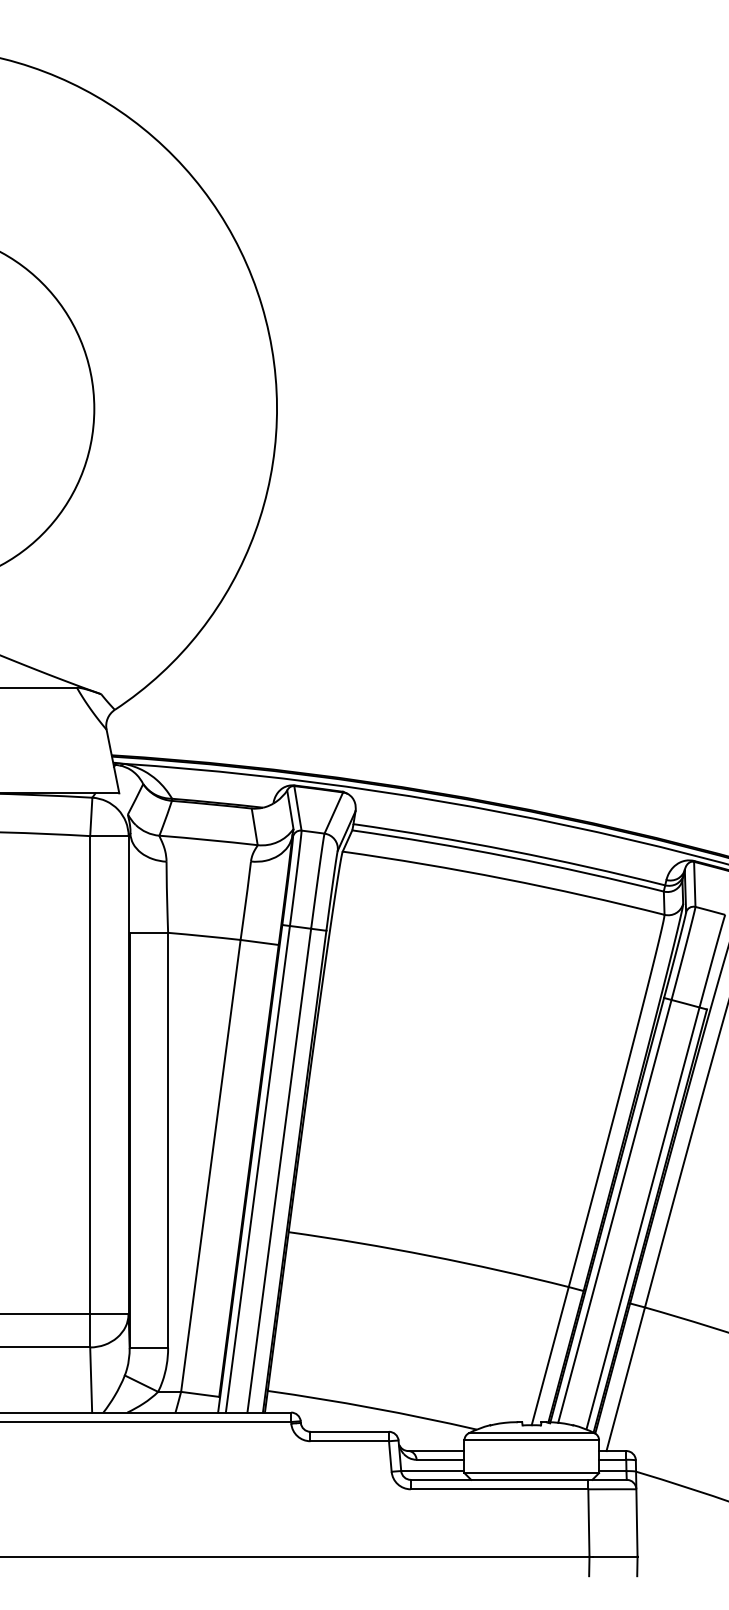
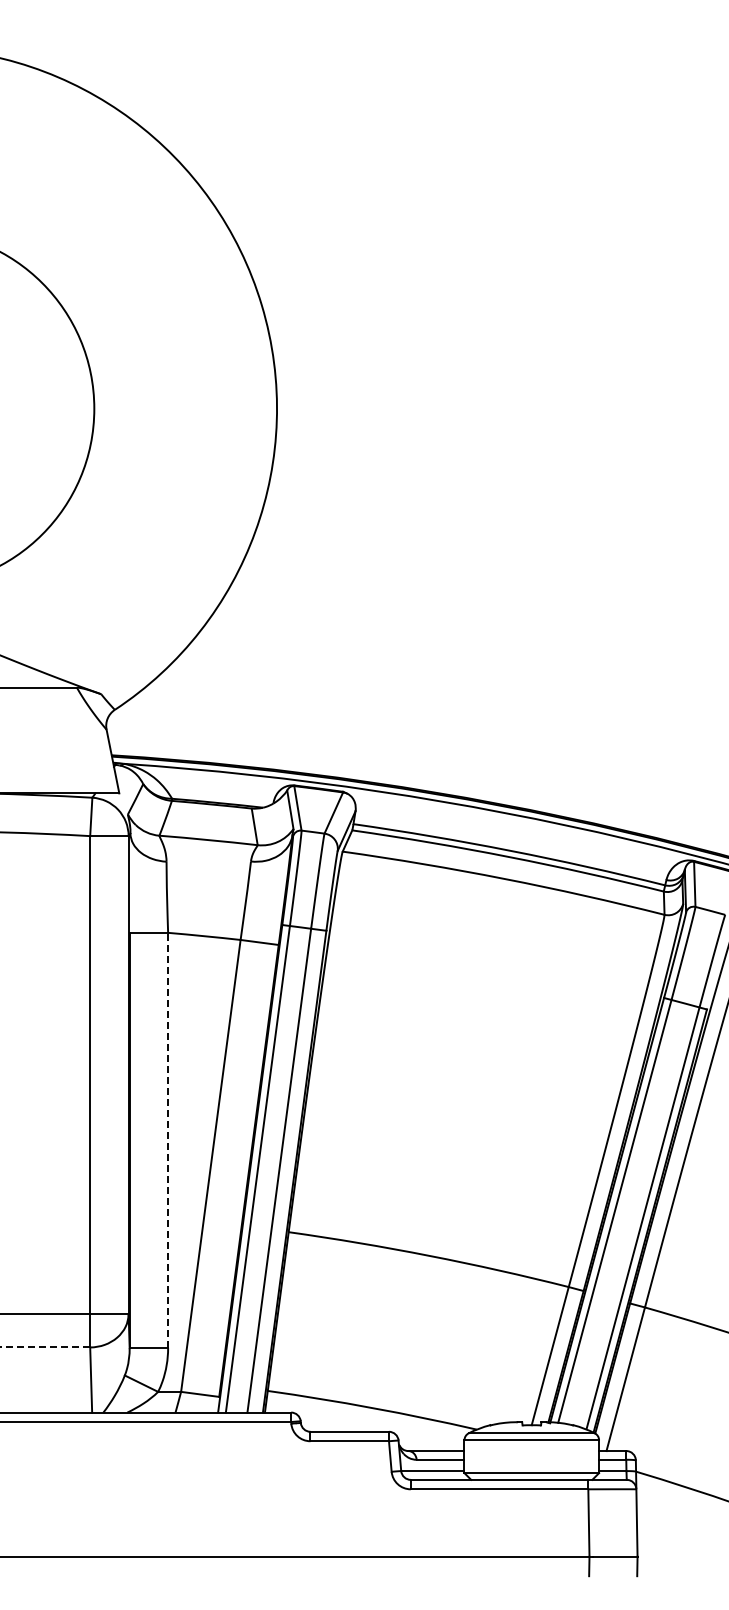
line: solid -> dashed (168, 1140)
line: solid -> dashed (45, 1347)
